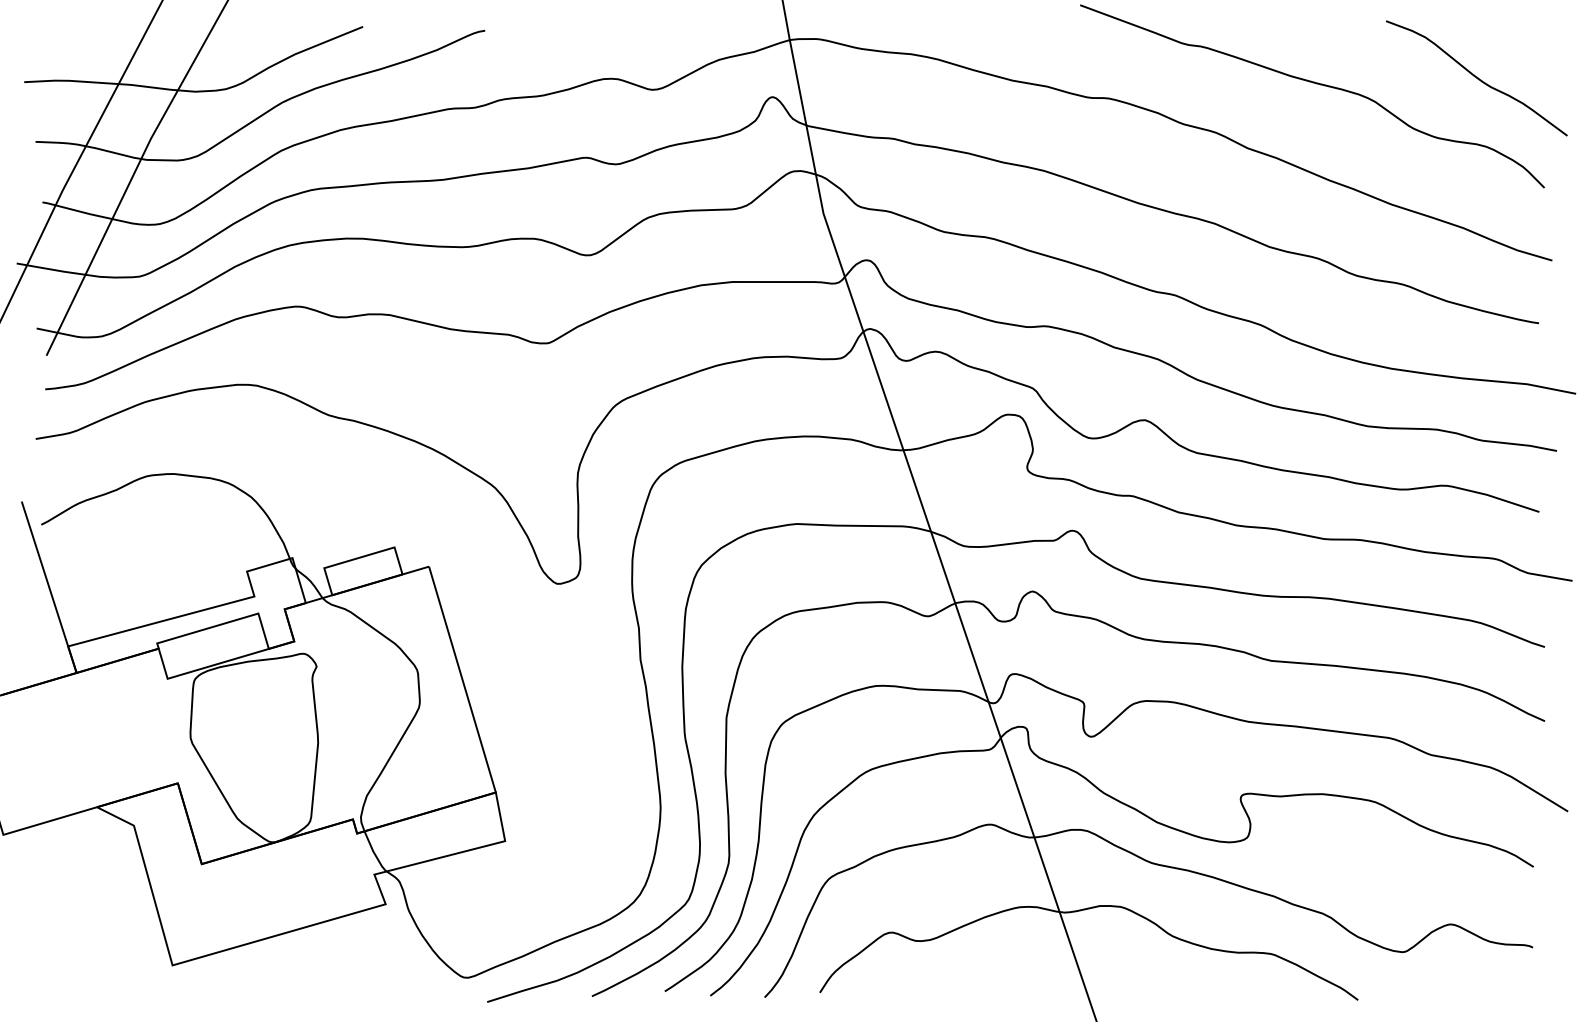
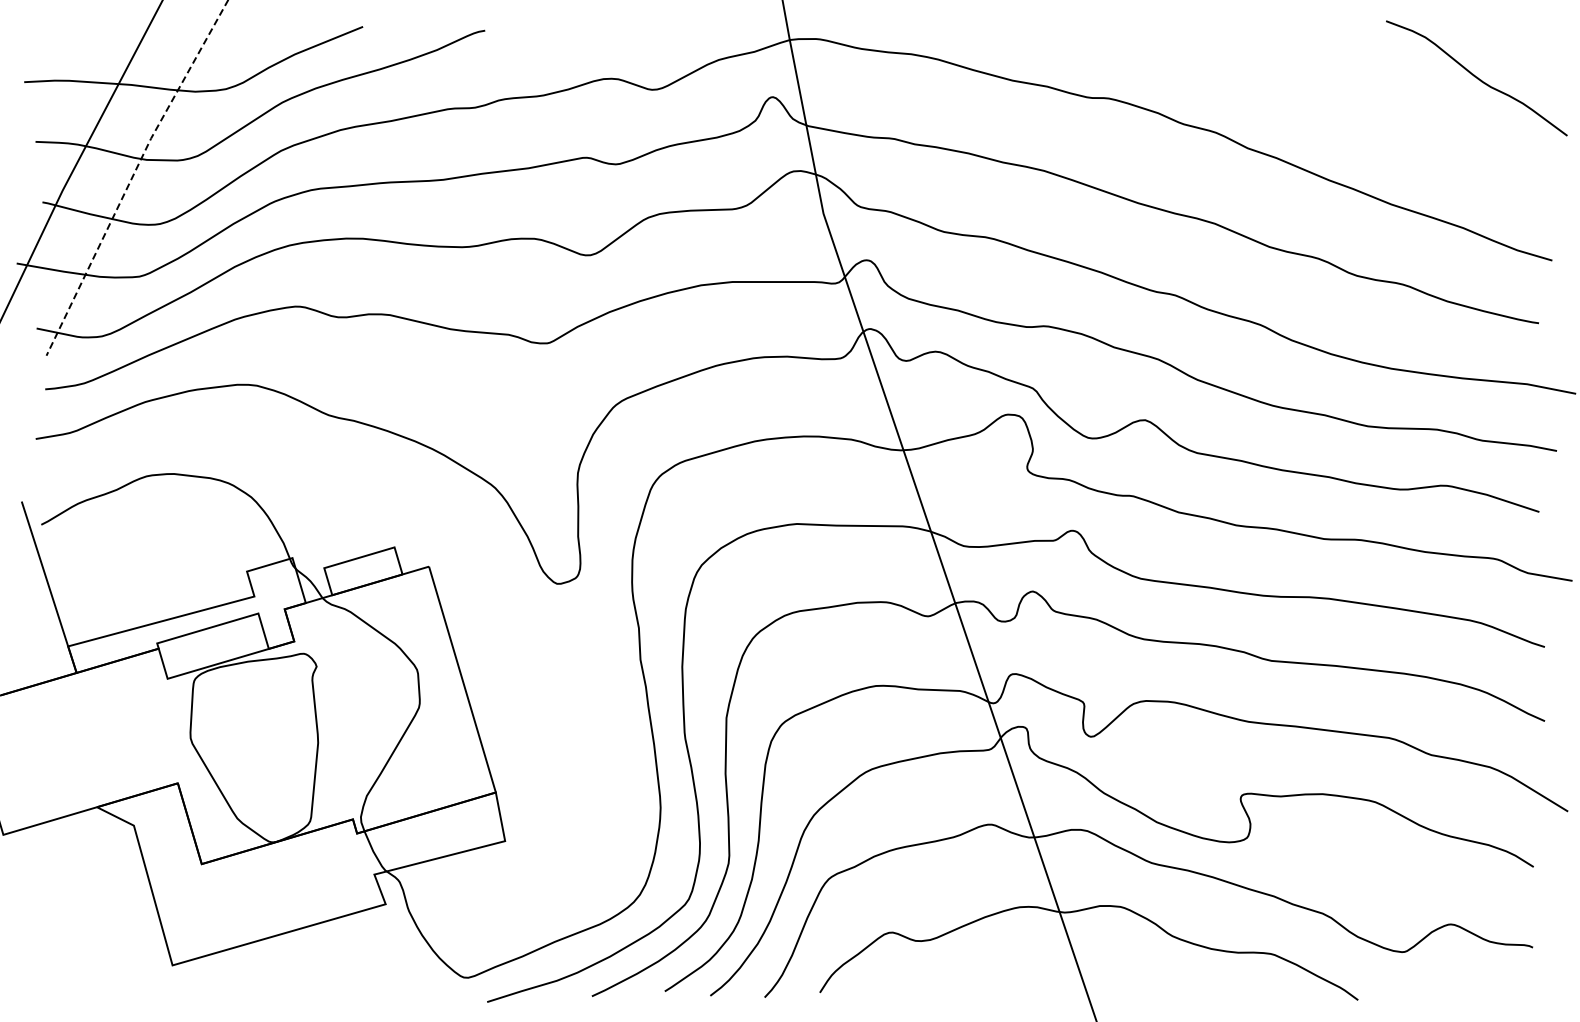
curve: present -> none (1316, 84)
line: solid -> dashed (132, 176)
